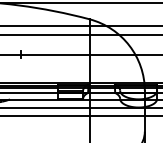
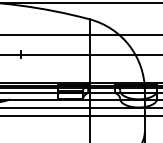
line: present -> none (80, 25)
